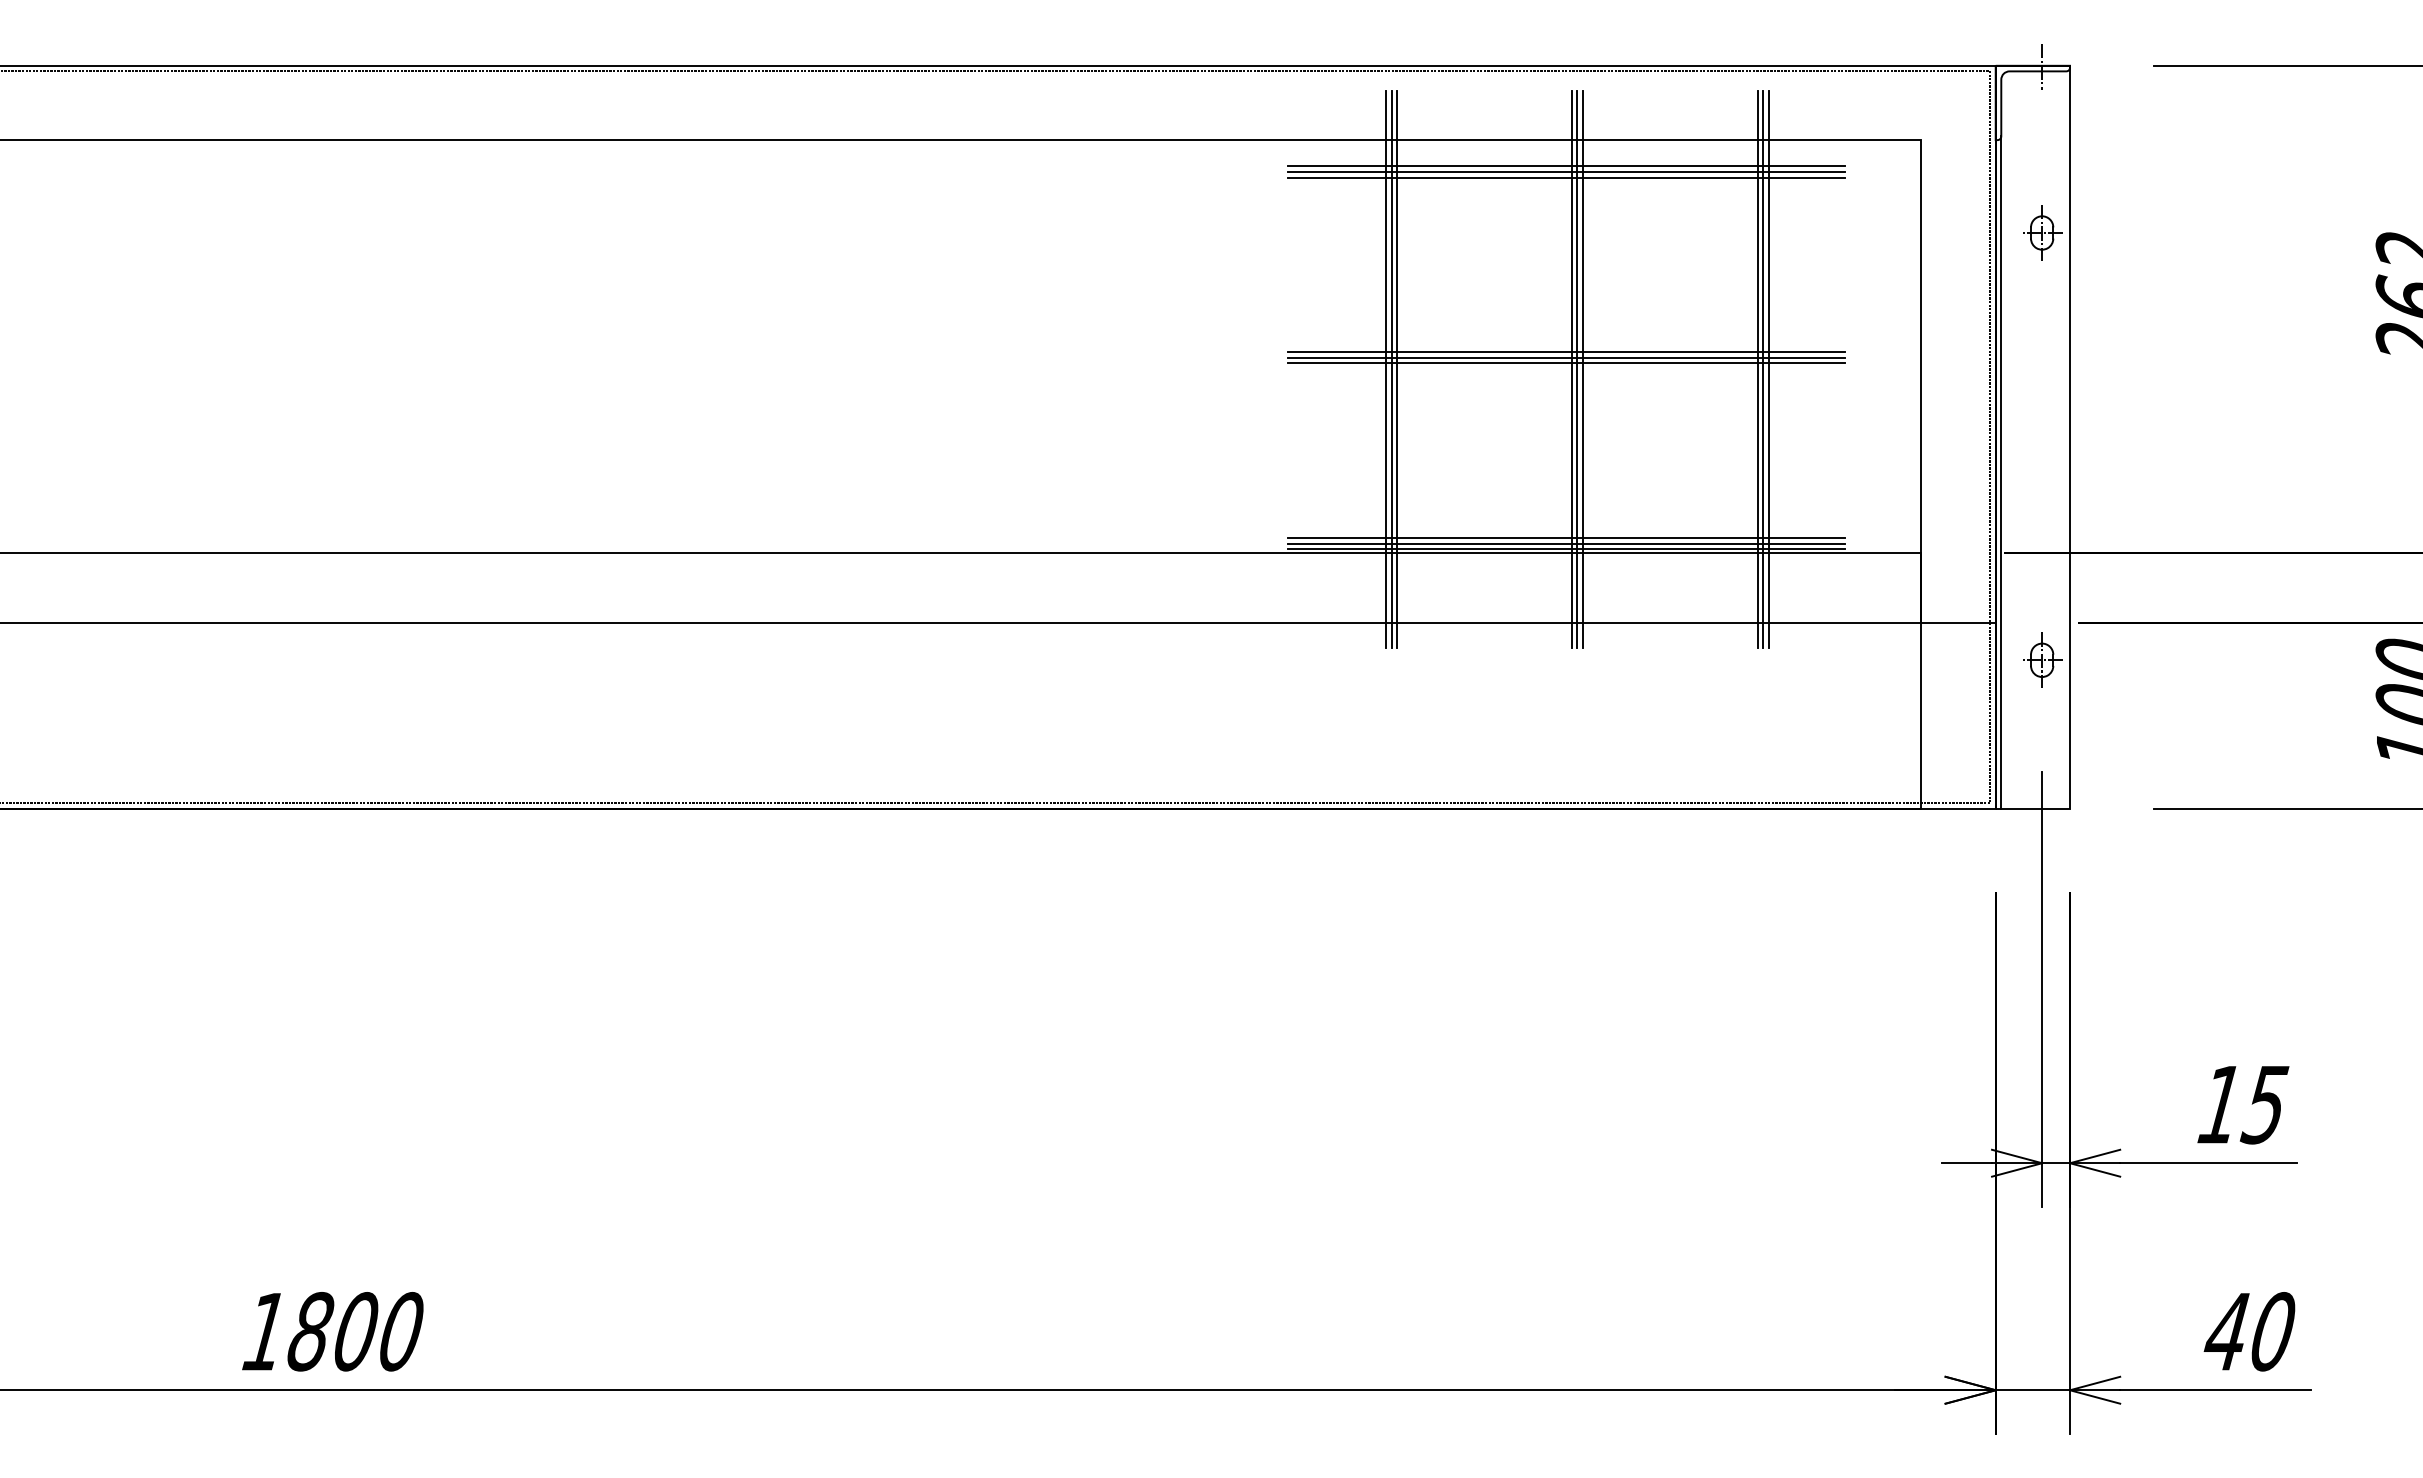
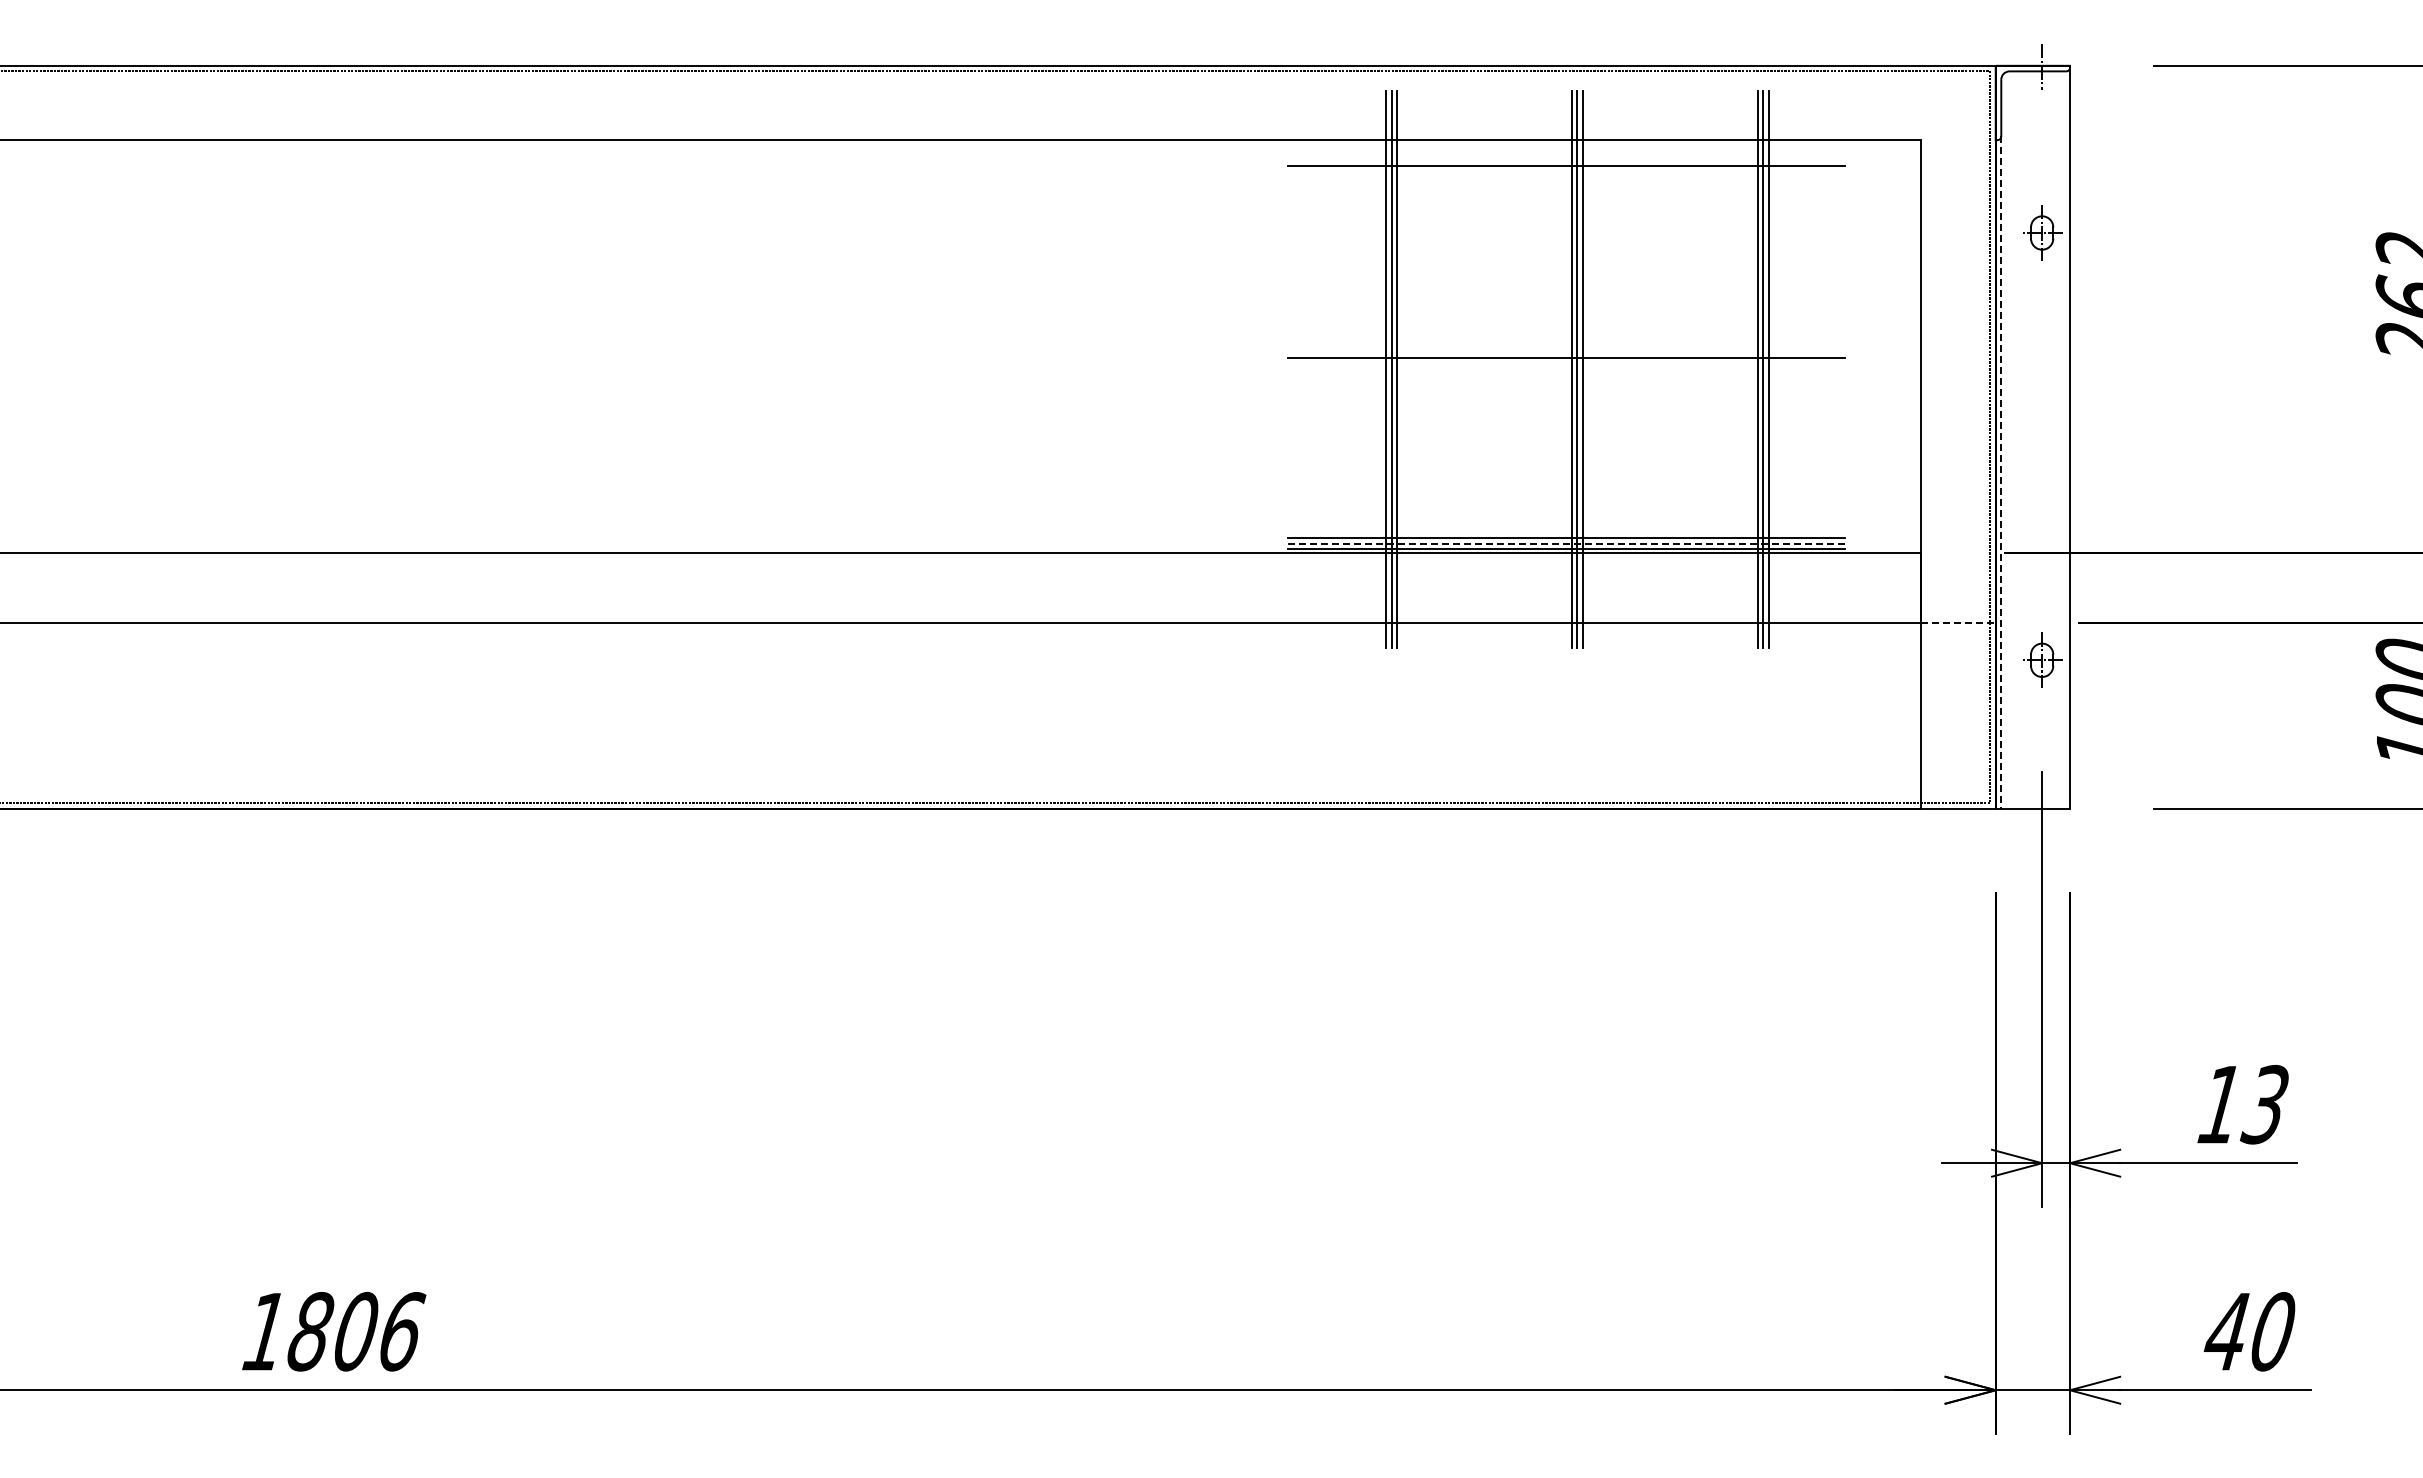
line: present -> none (1566, 172)
line: present -> none (1566, 177)
line: present -> none (1566, 352)
line: present -> none (1566, 363)
line: solid -> dashed (2001, 473)
line: solid -> dashed (1566, 543)
line: solid -> dashed (1959, 623)
text: 15 -> 13 (2264, 1103)
text: 1800 -> 1806 (403, 1331)
